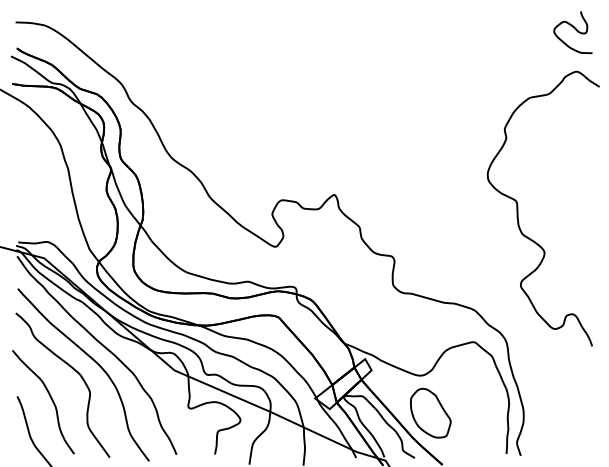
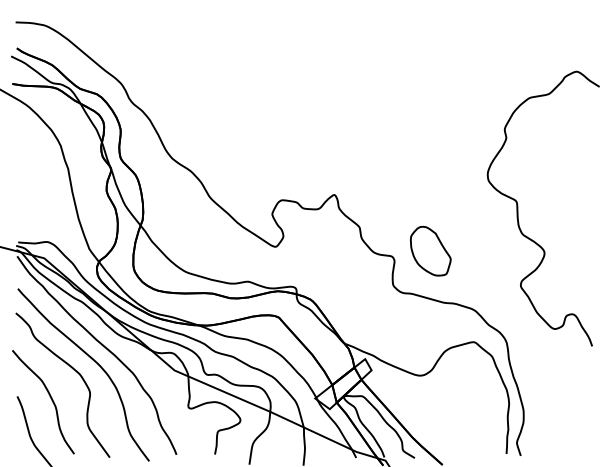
curve: present -> none (574, 29)
part position: (430, 412) -> (430, 250) (430, 250)
